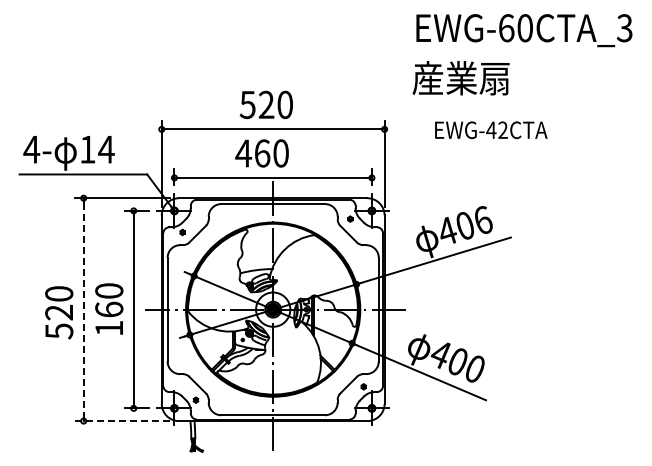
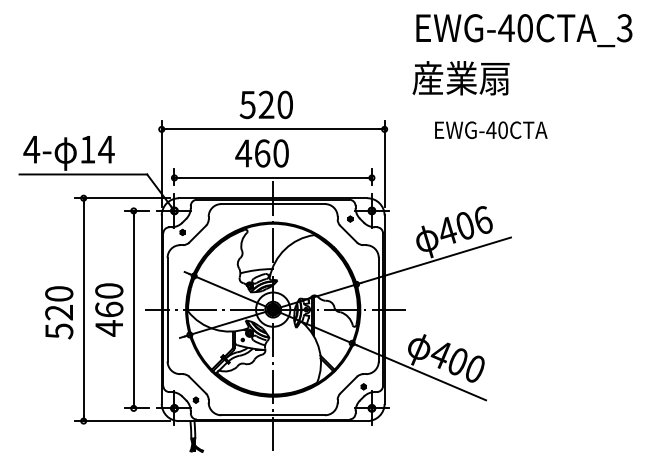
text: EWG-60CTA_3 -> EWG-40CTA_3 (506, 28)
text: EWG-42CTA -> EWG-40CTA (502, 130)
line: dashed -> solid (83, 310)
text: 160 -> 460 (108, 328)
line: dashed -> solid (122, 421)
